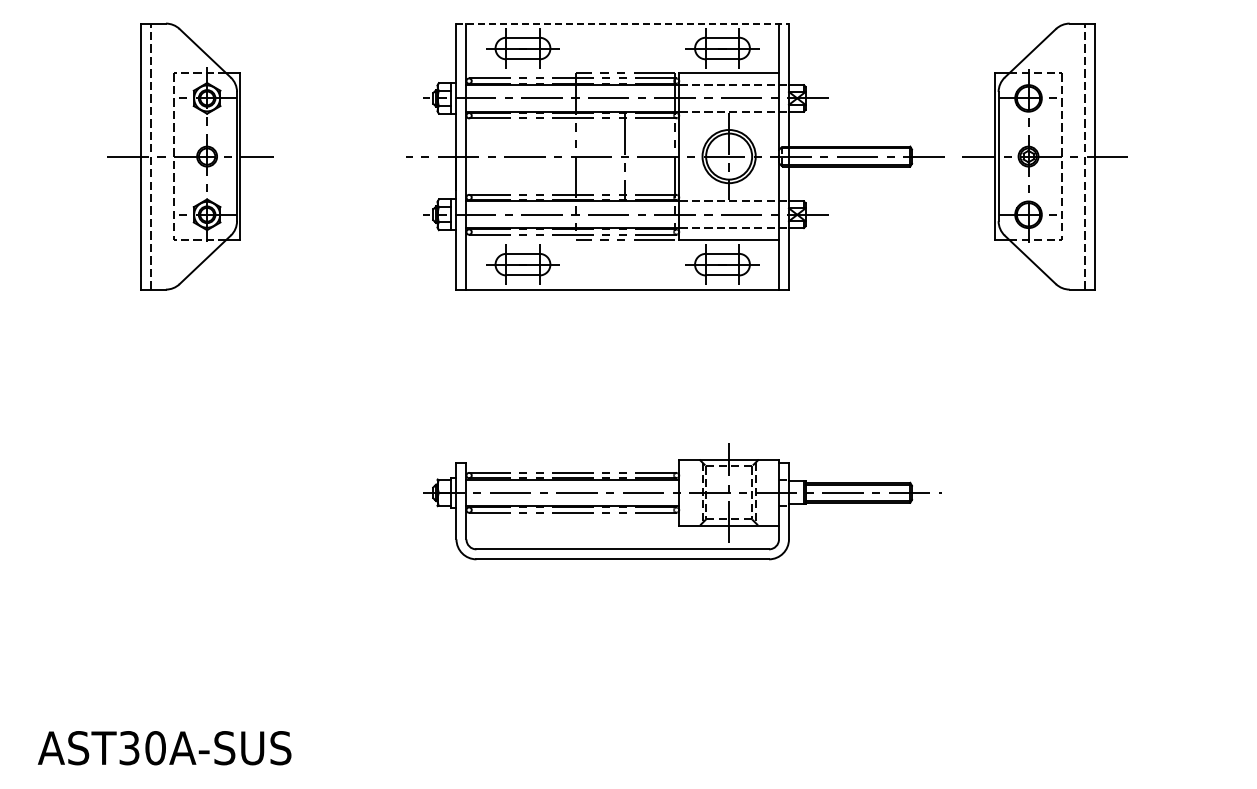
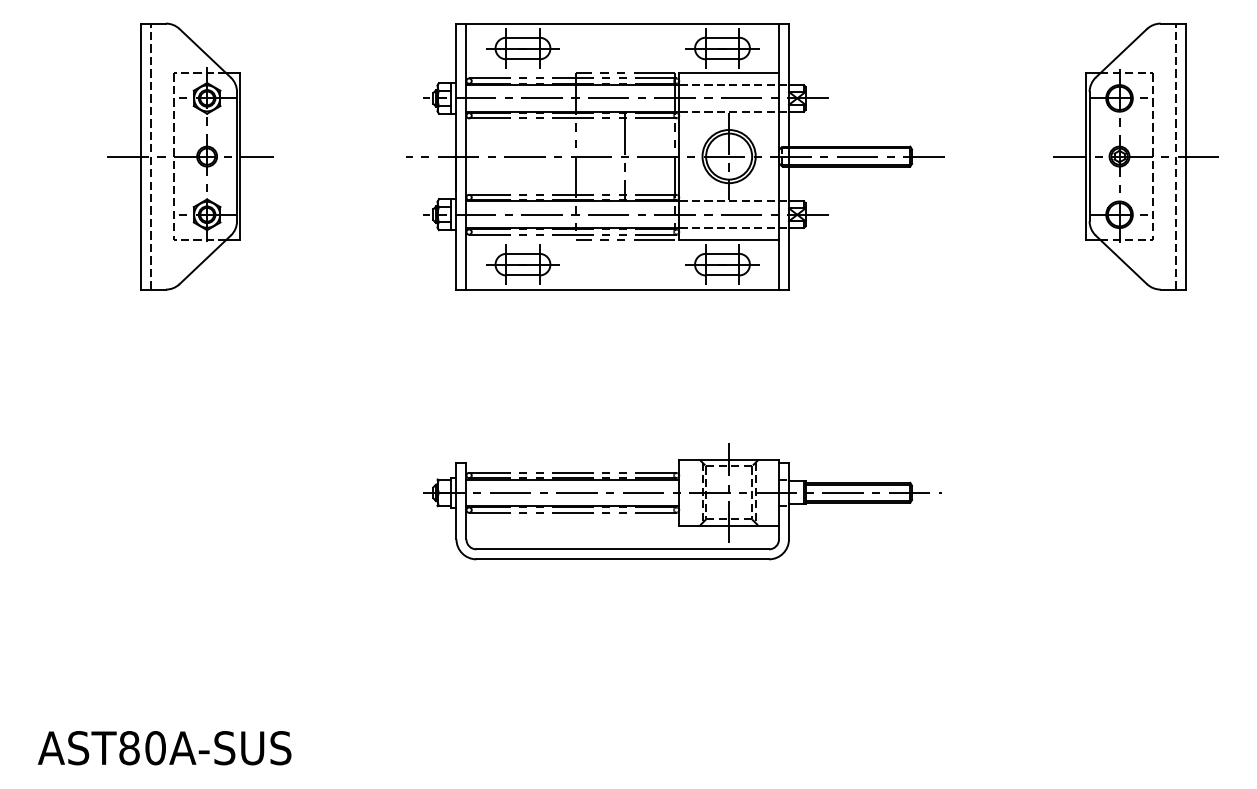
line: dashed -> solid (623, 23)
part position: (1044, 156) -> (1135, 156) (1135, 156)
text: AST30A-SUS -> AST80A-SUS (129, 748)
